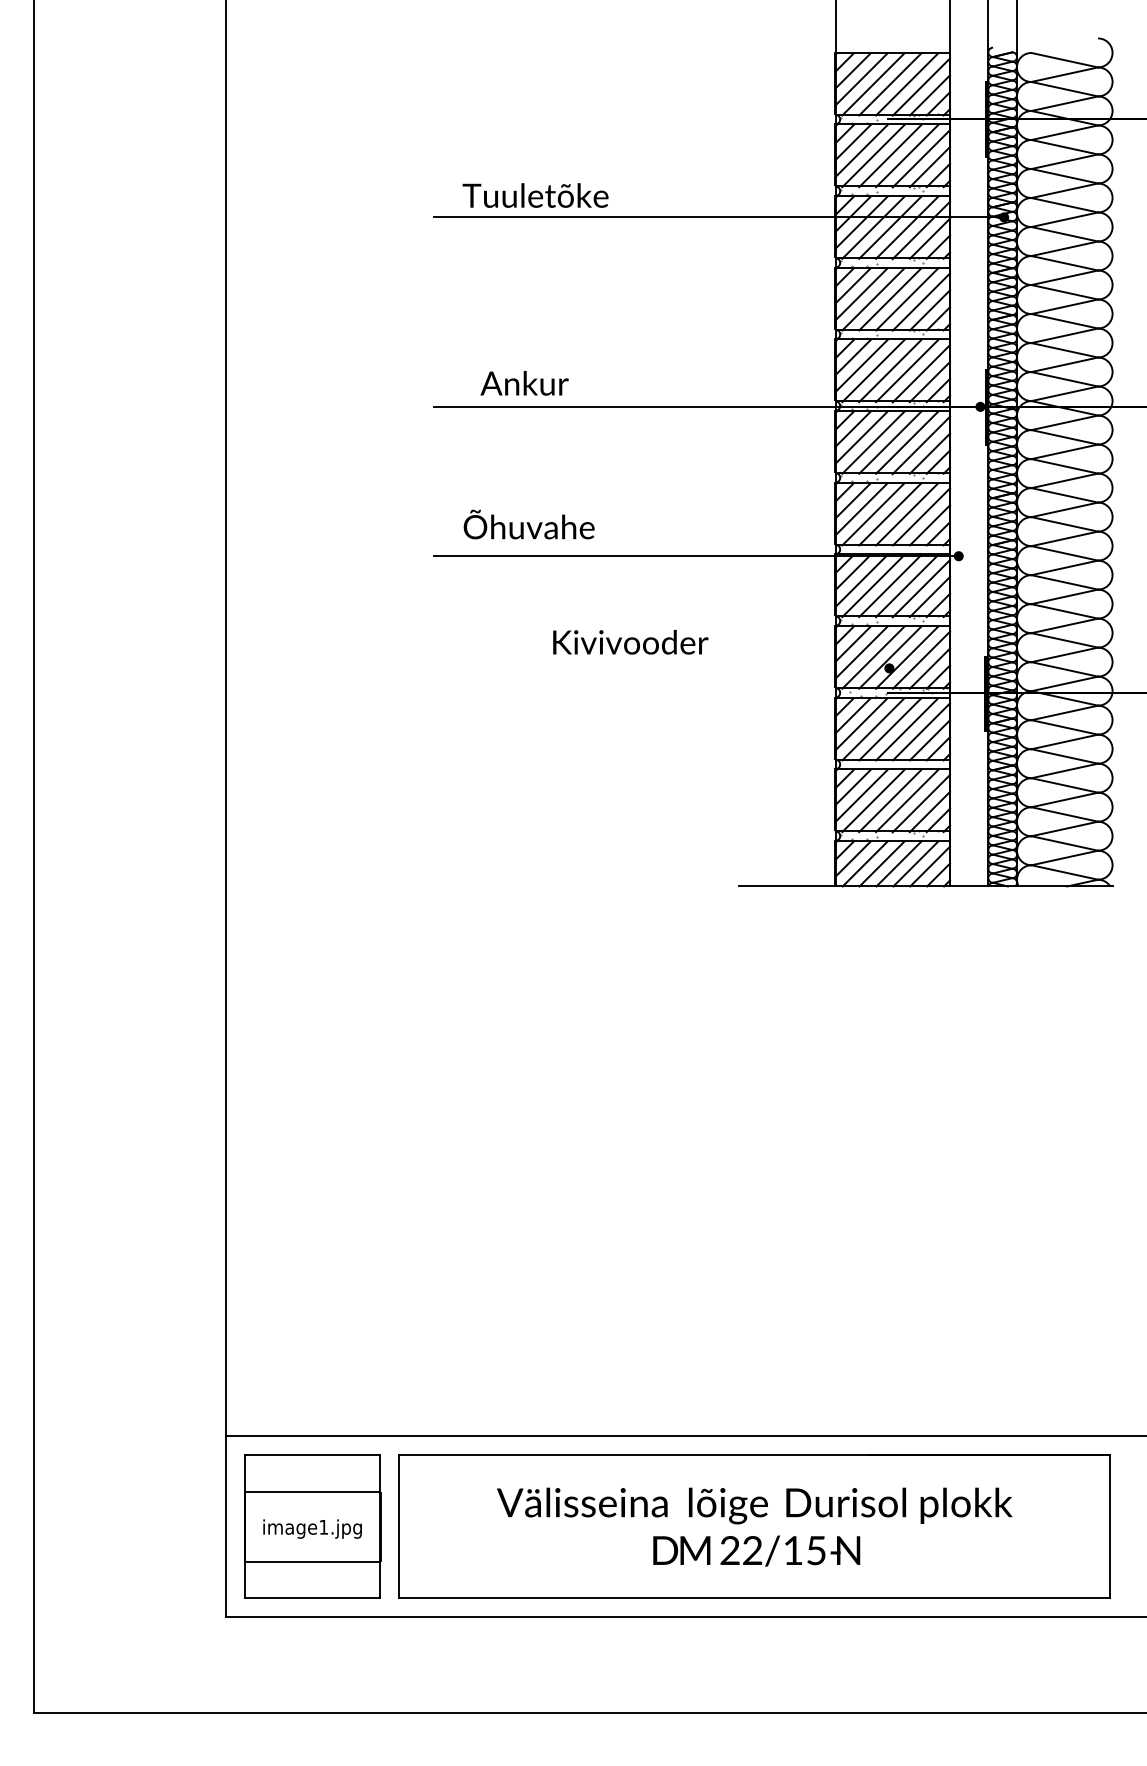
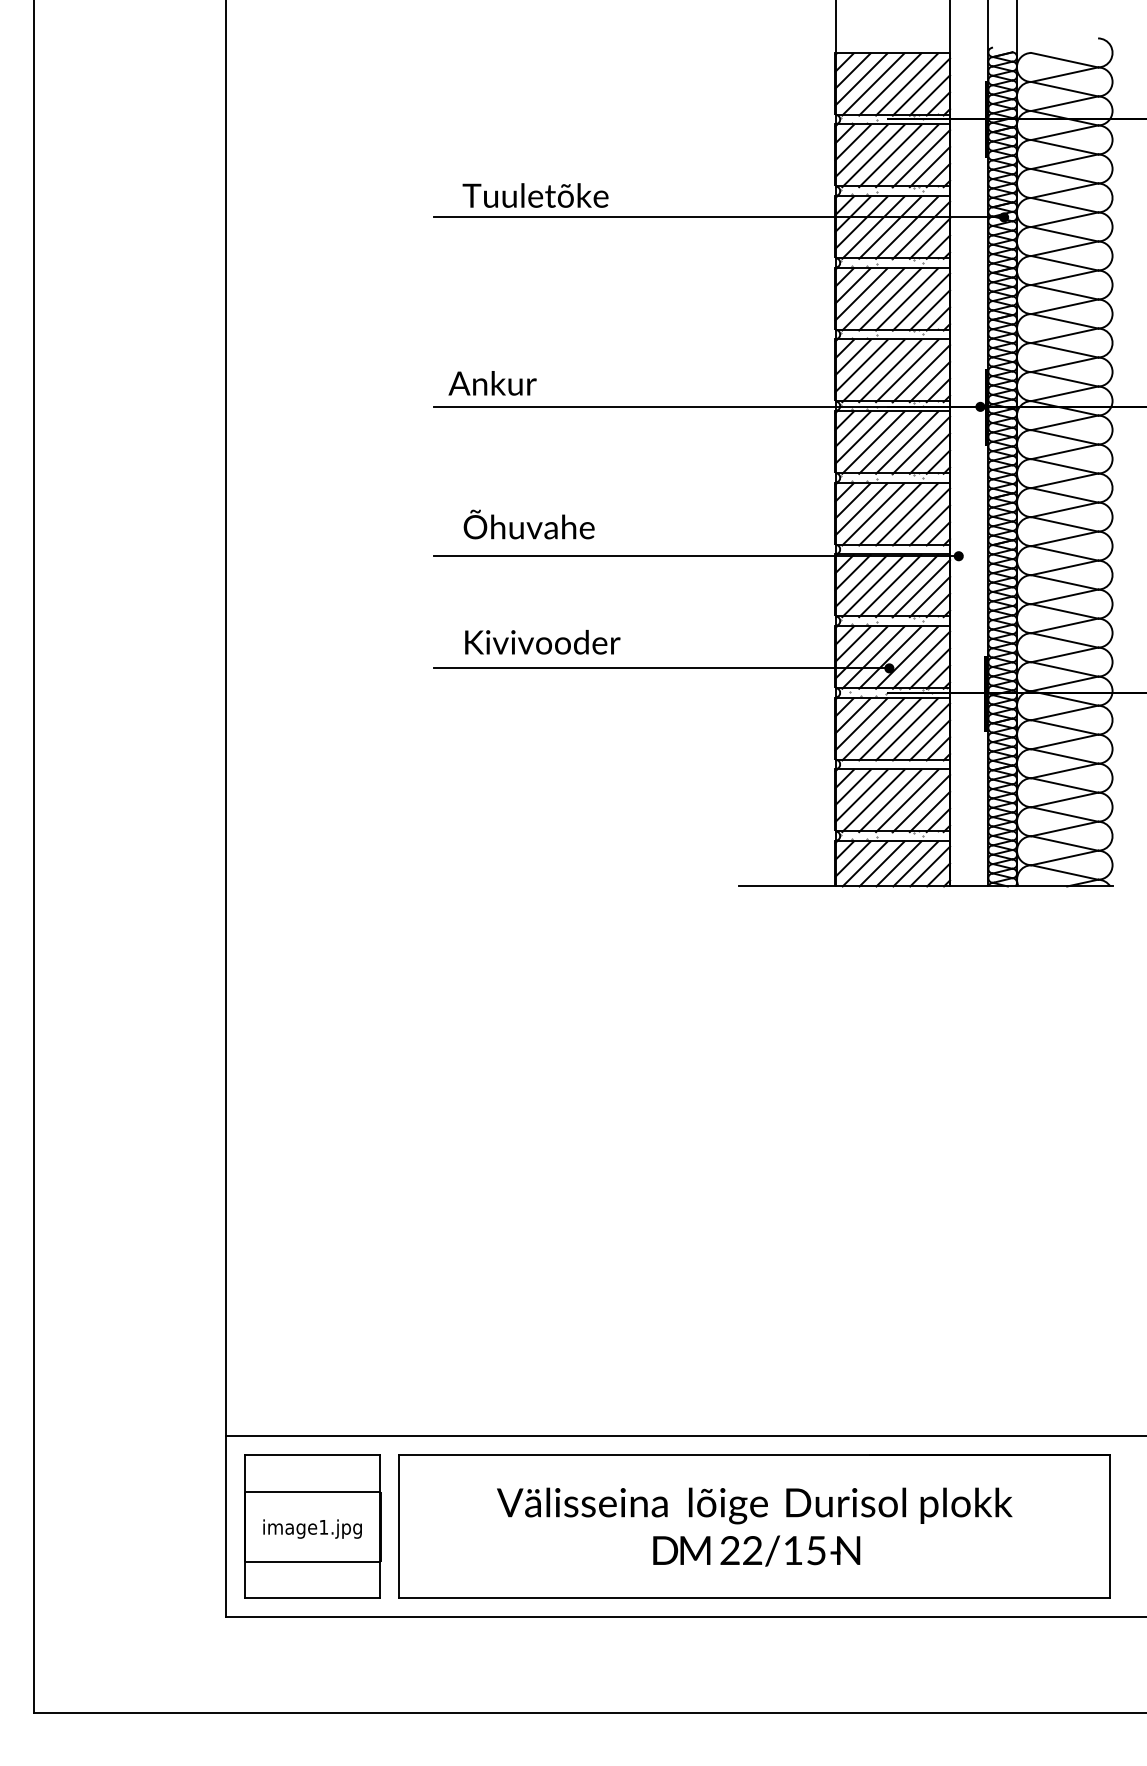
text position: (524, 383) -> (492, 383) (492, 383)
text position: (630, 642) -> (542, 642) (542, 642)
line: none -> present (661, 668)
